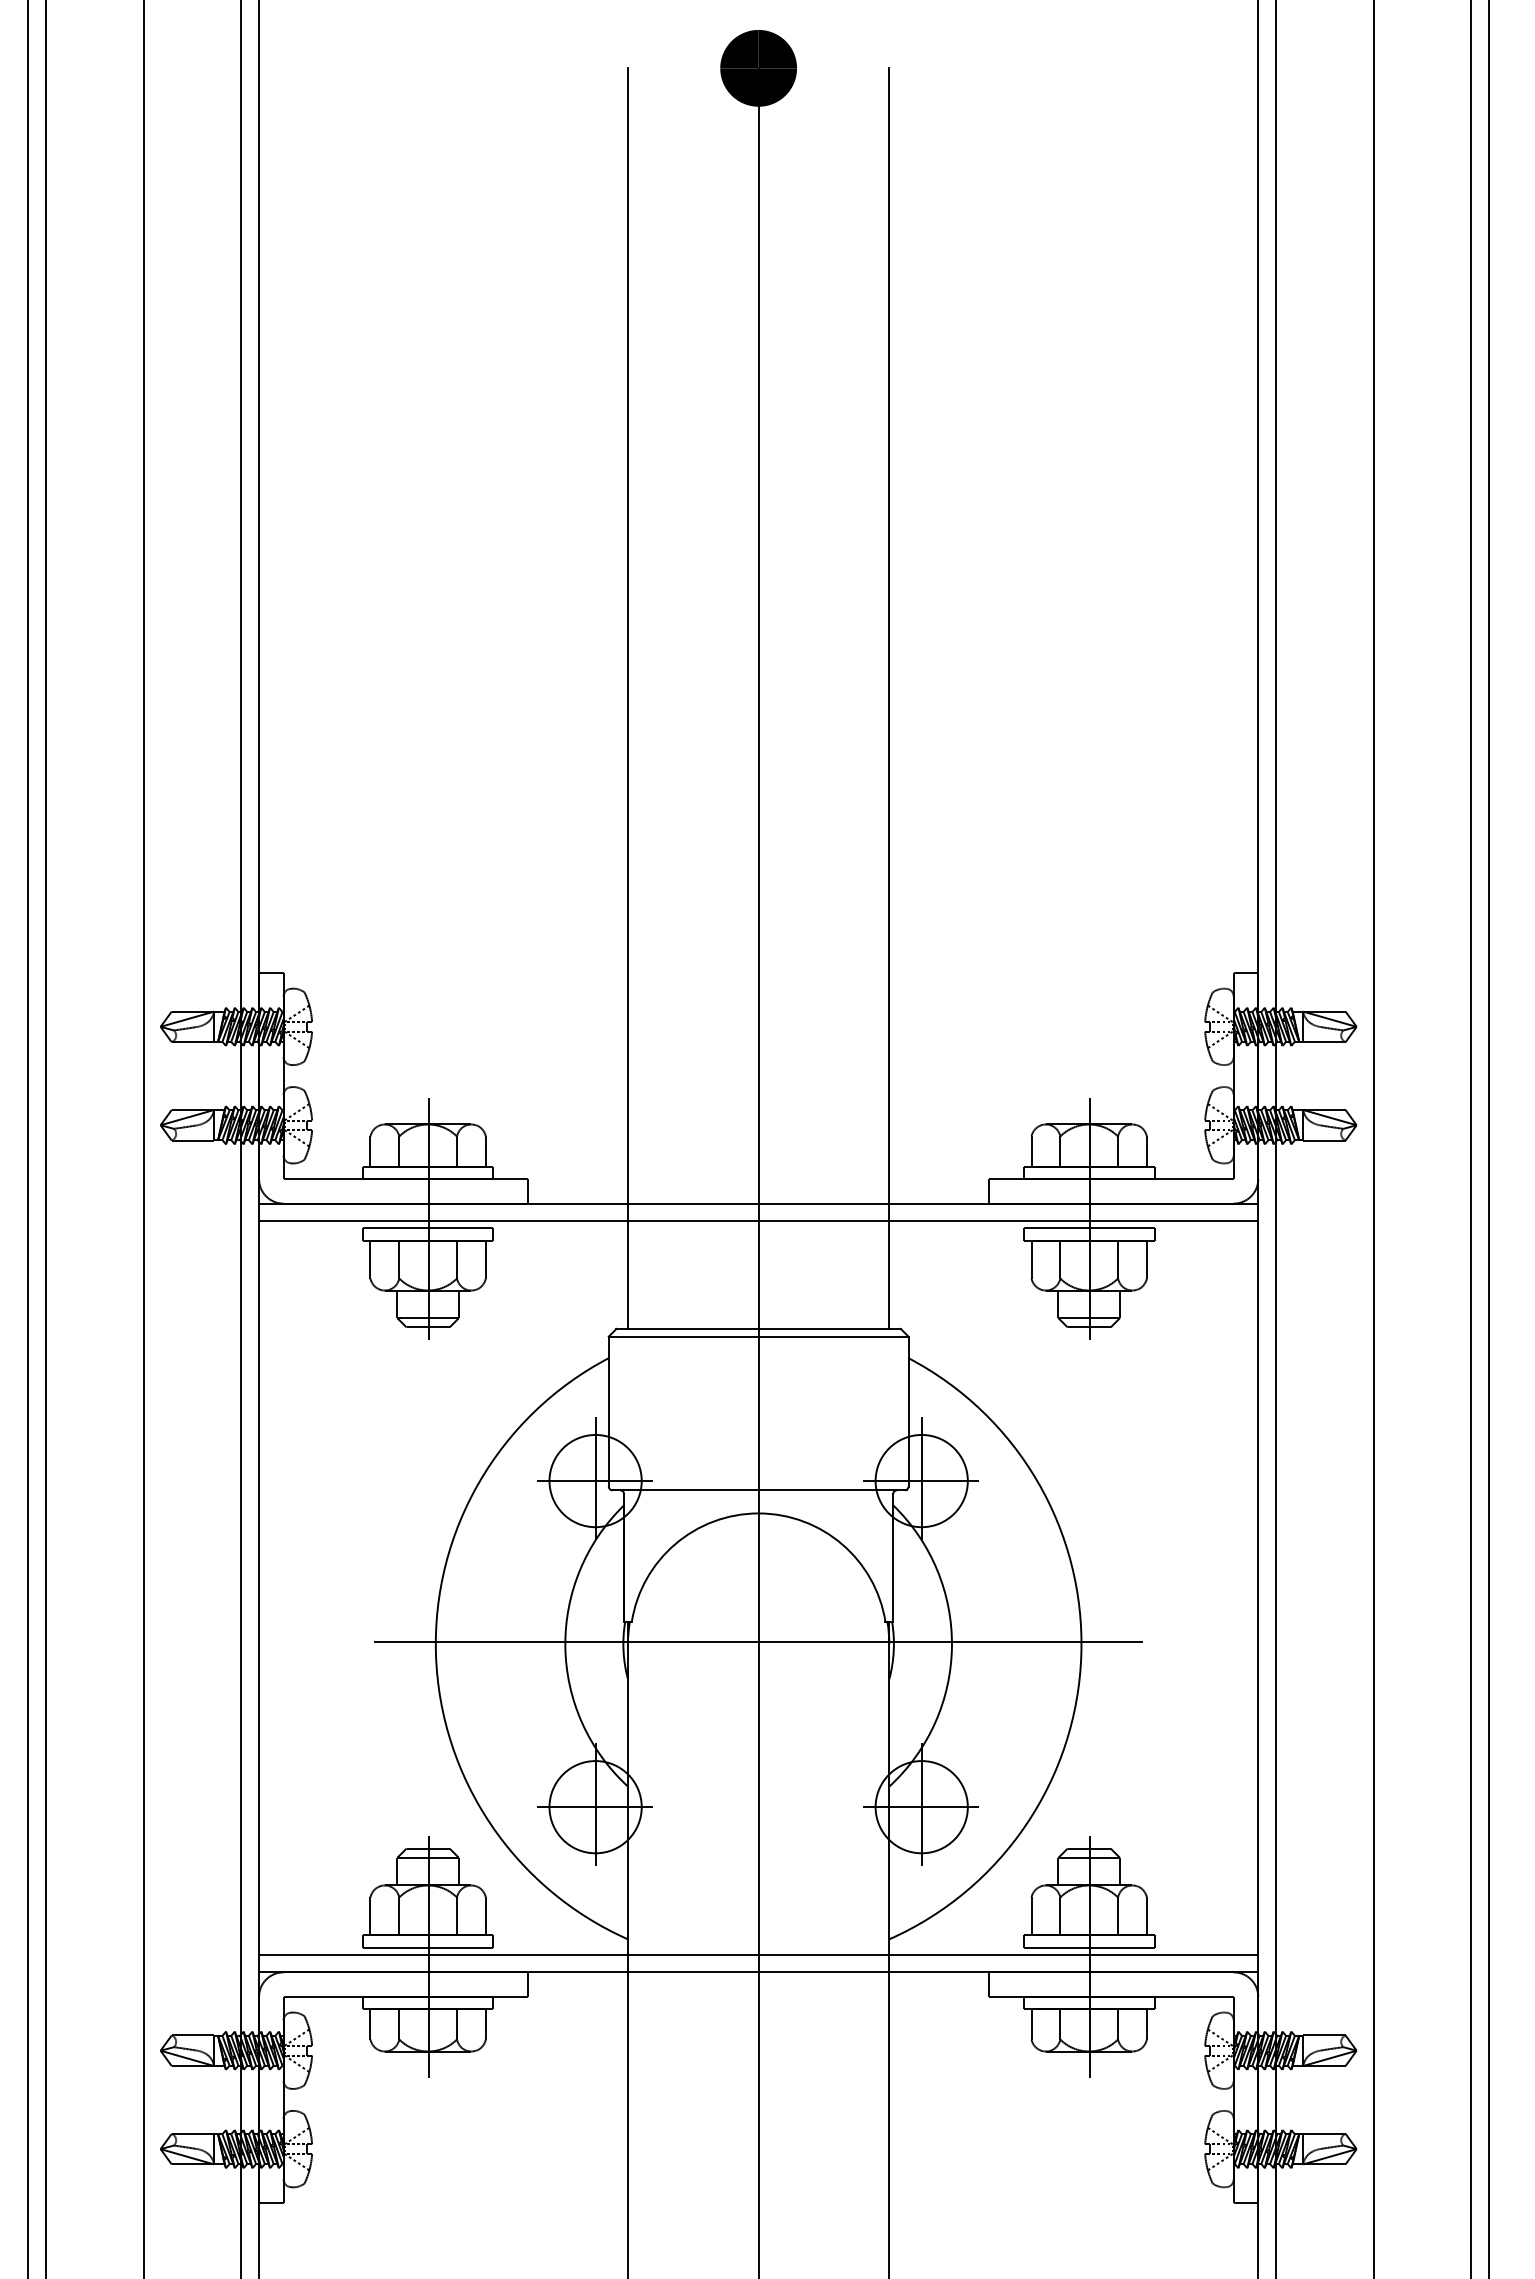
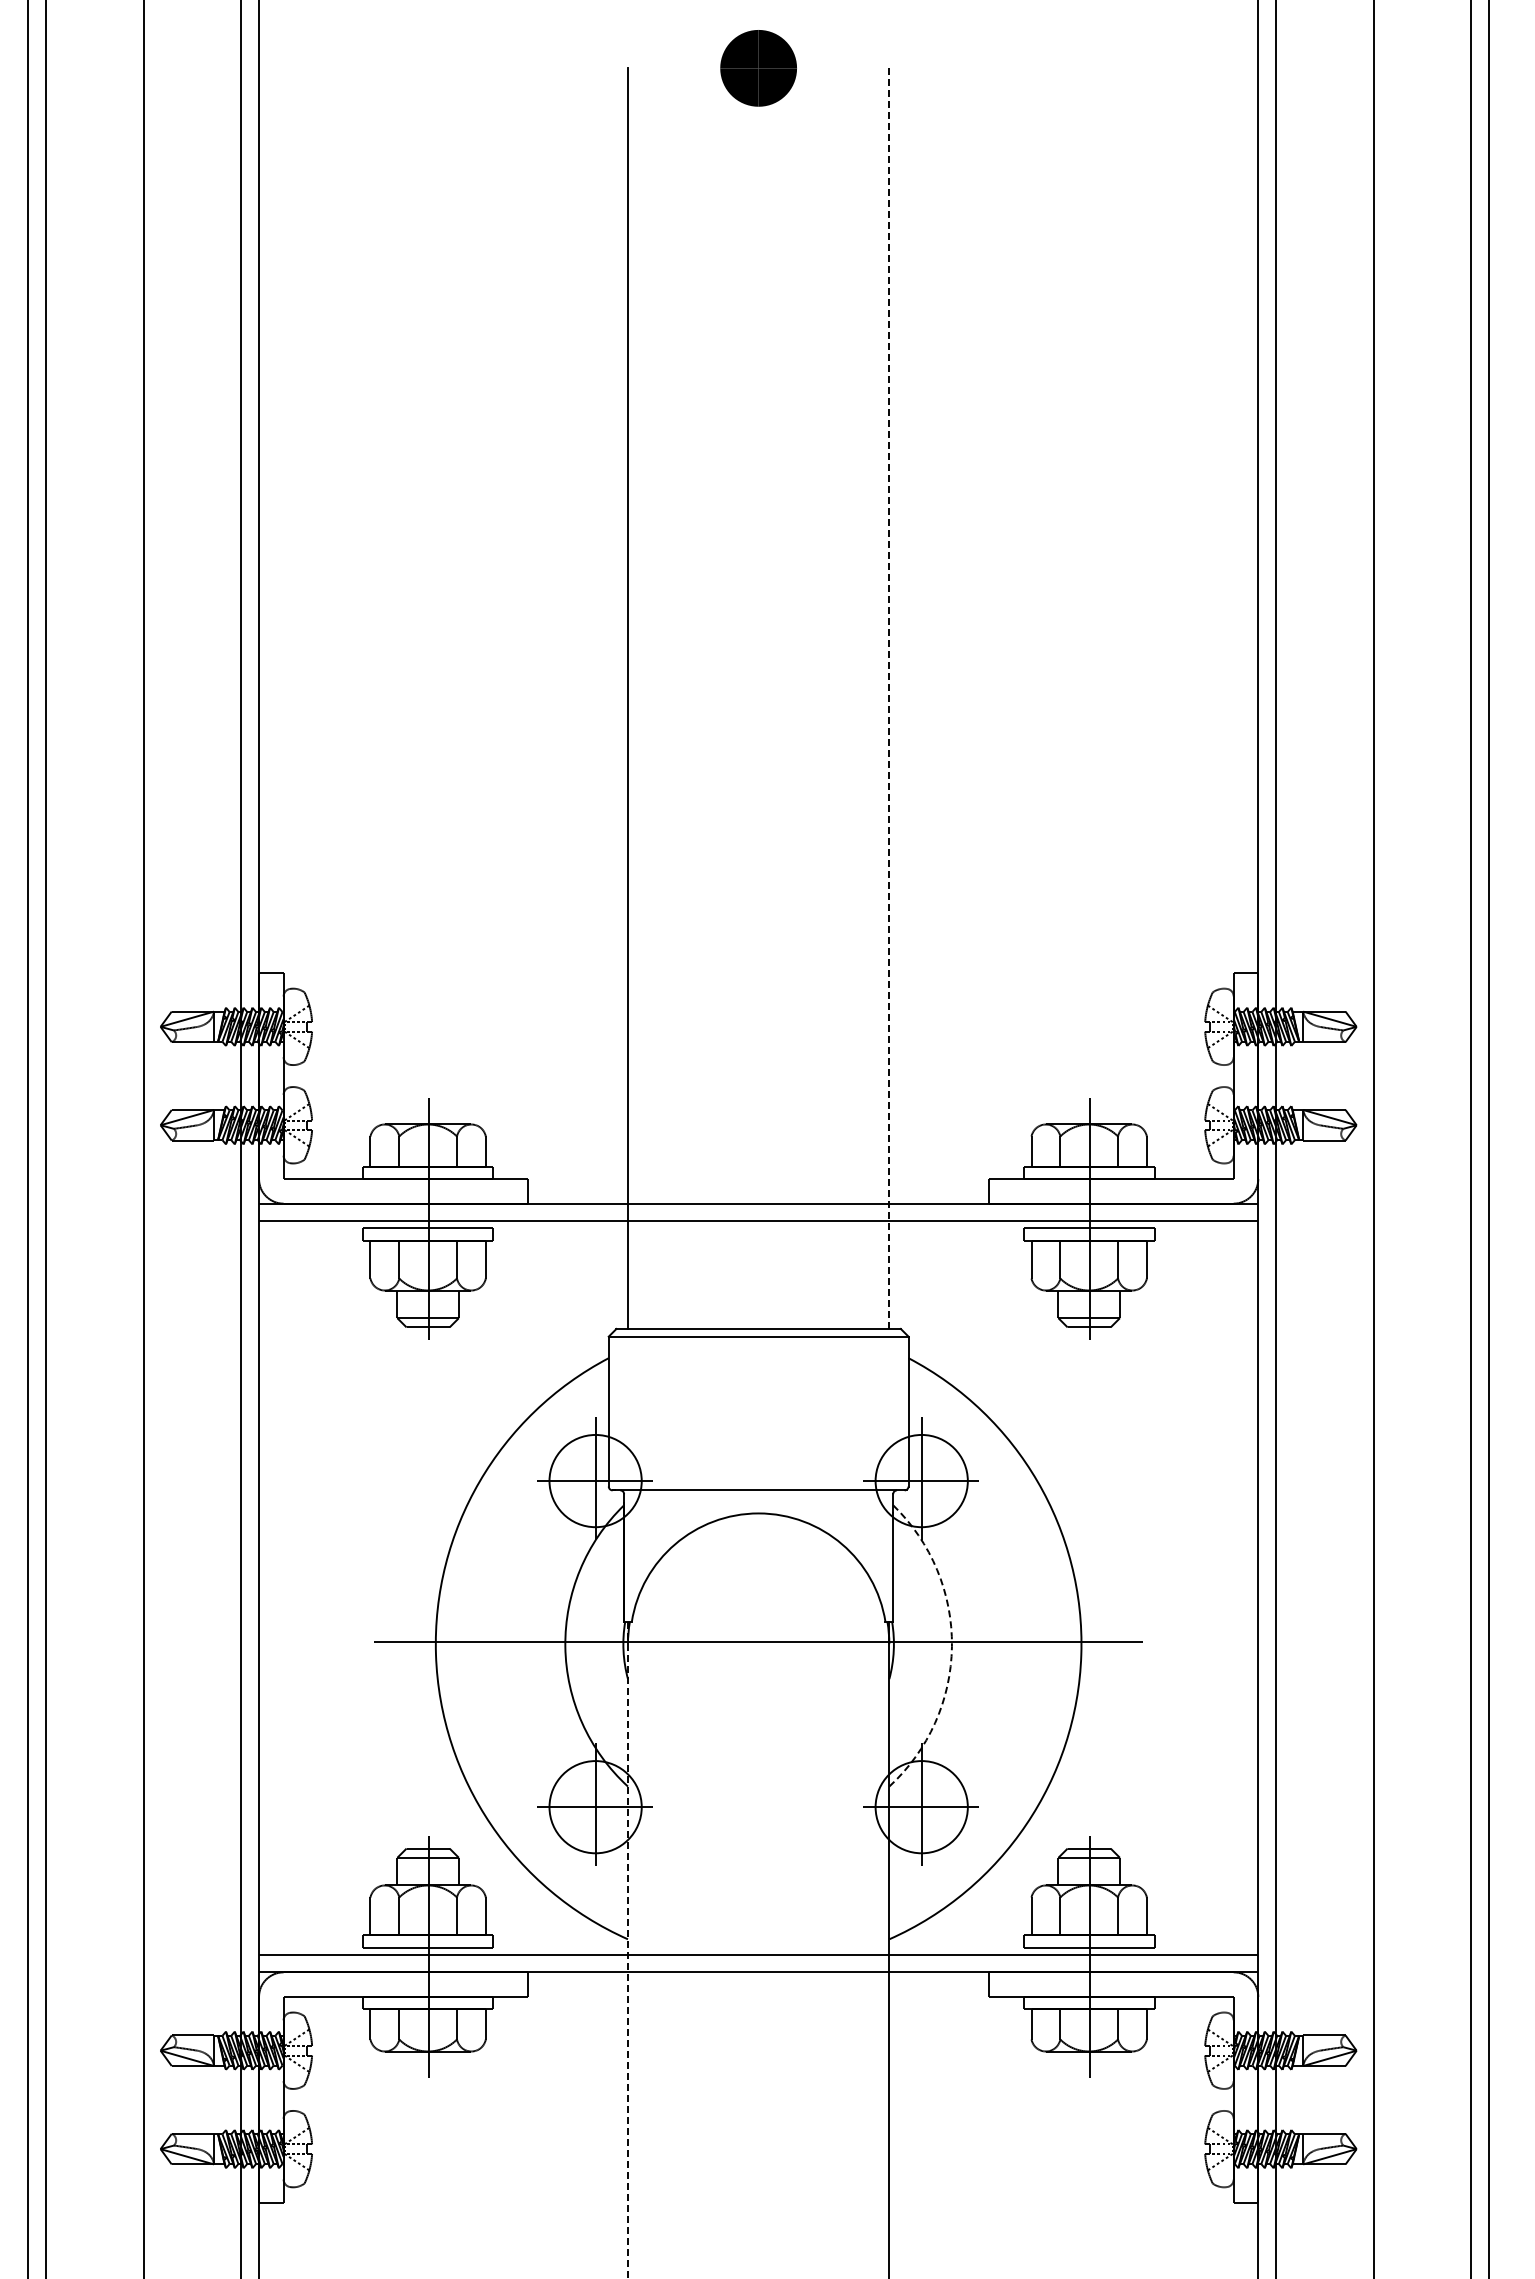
line: solid -> dashed (889, 699)
line: present -> none (758, 1171)
arc: solid -> dashed (951, 1646)
line: solid -> dashed (627, 1950)
